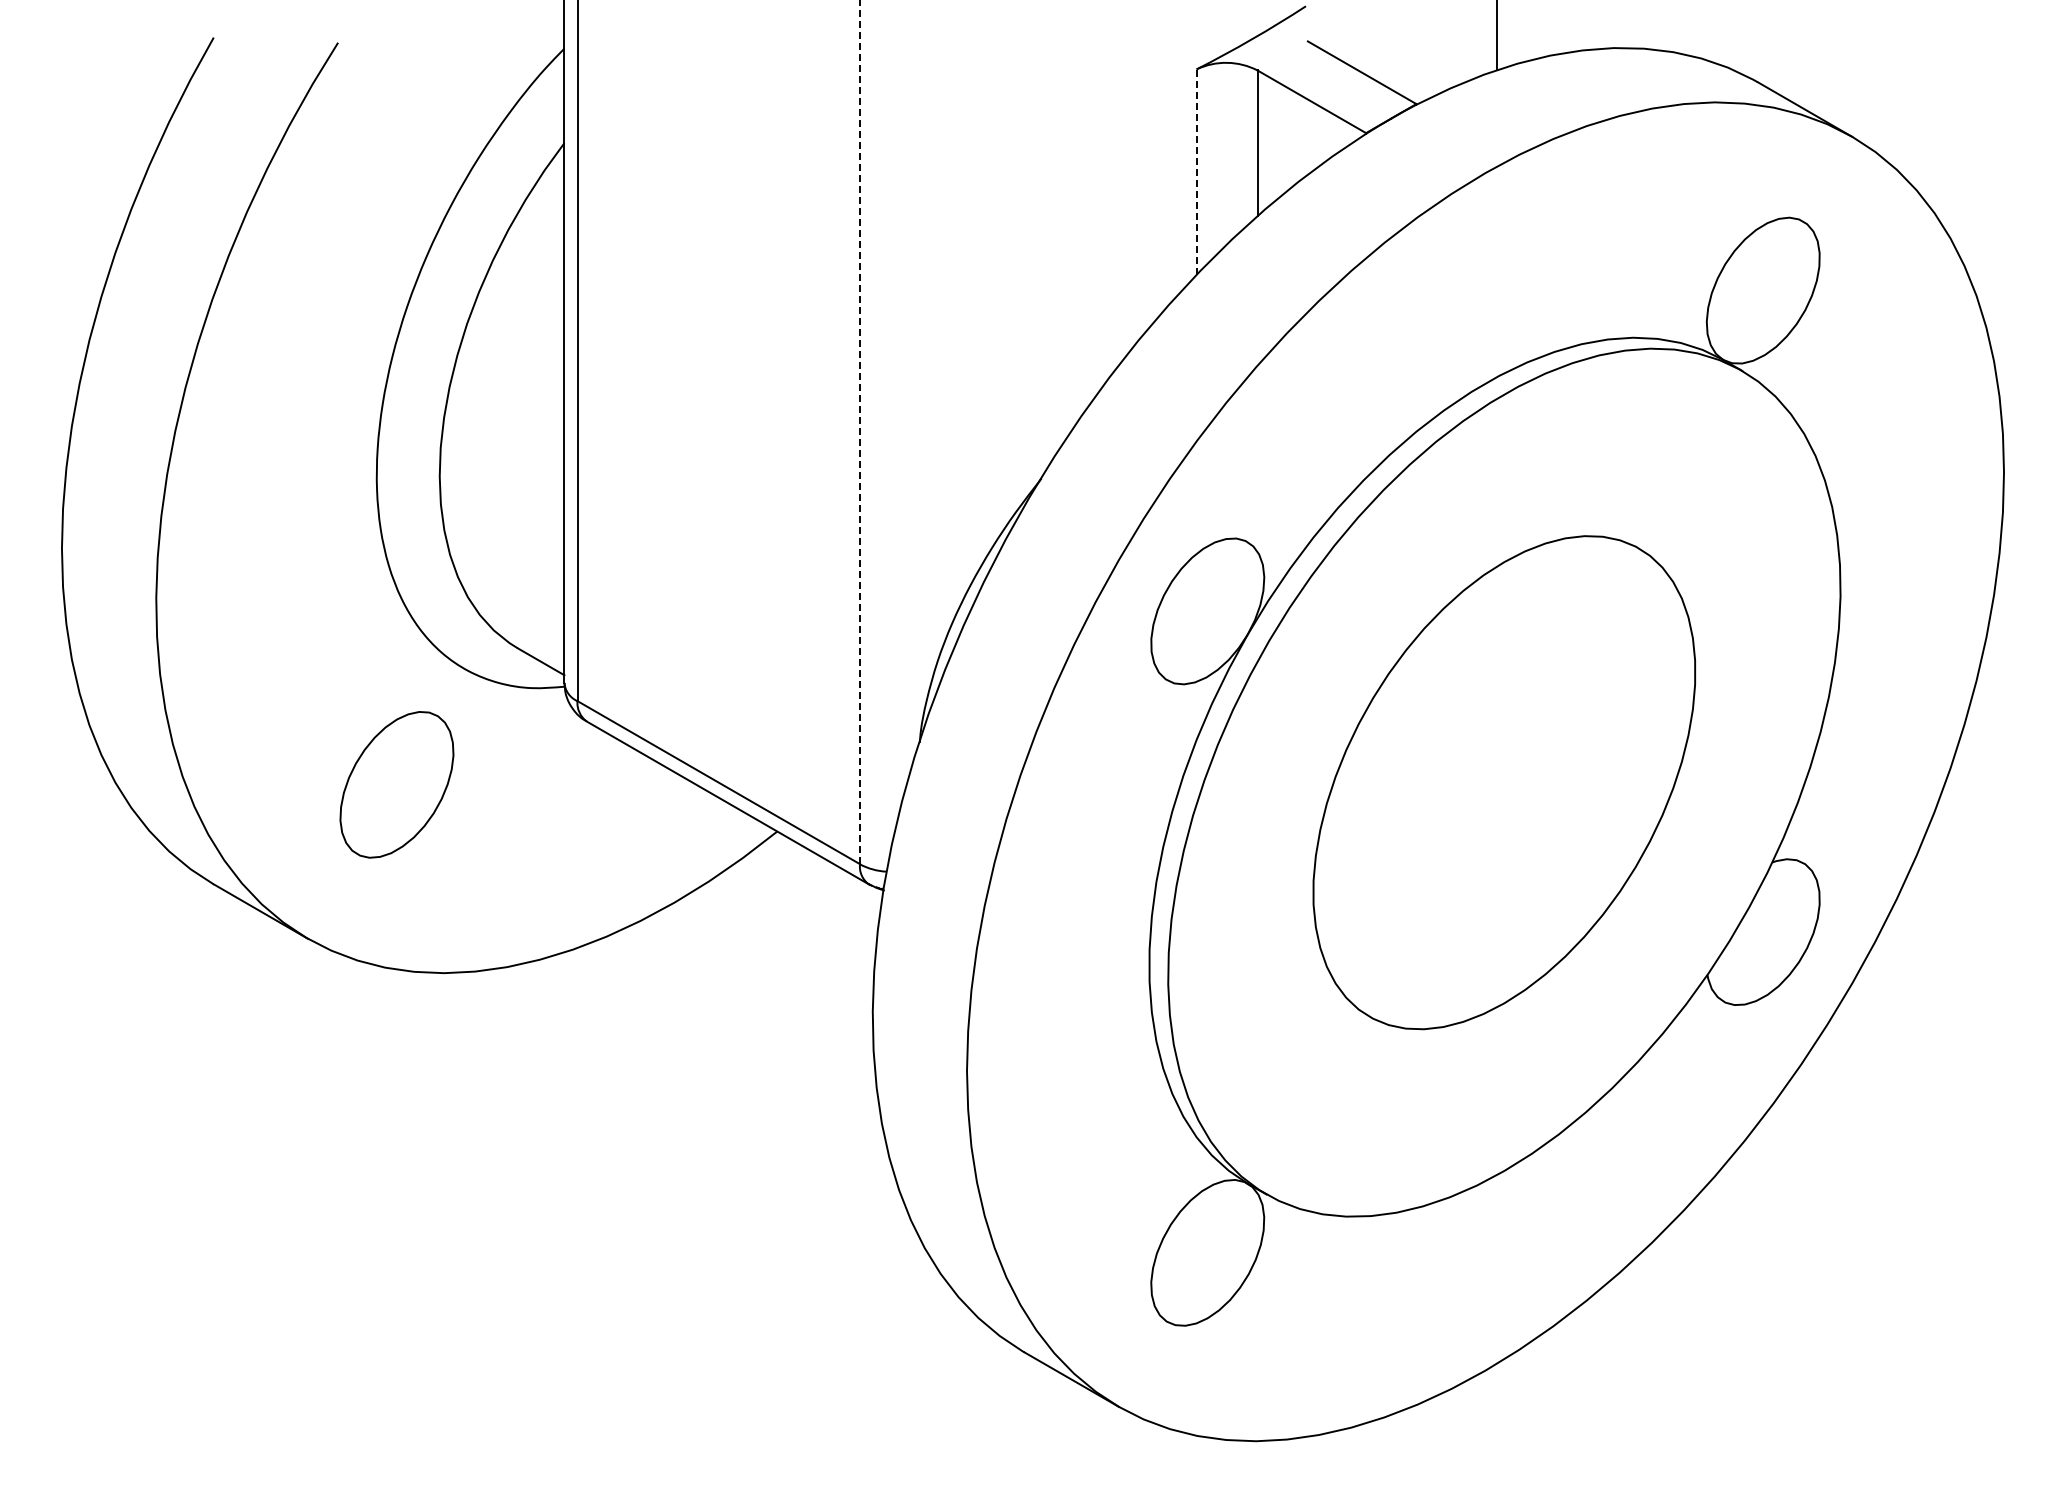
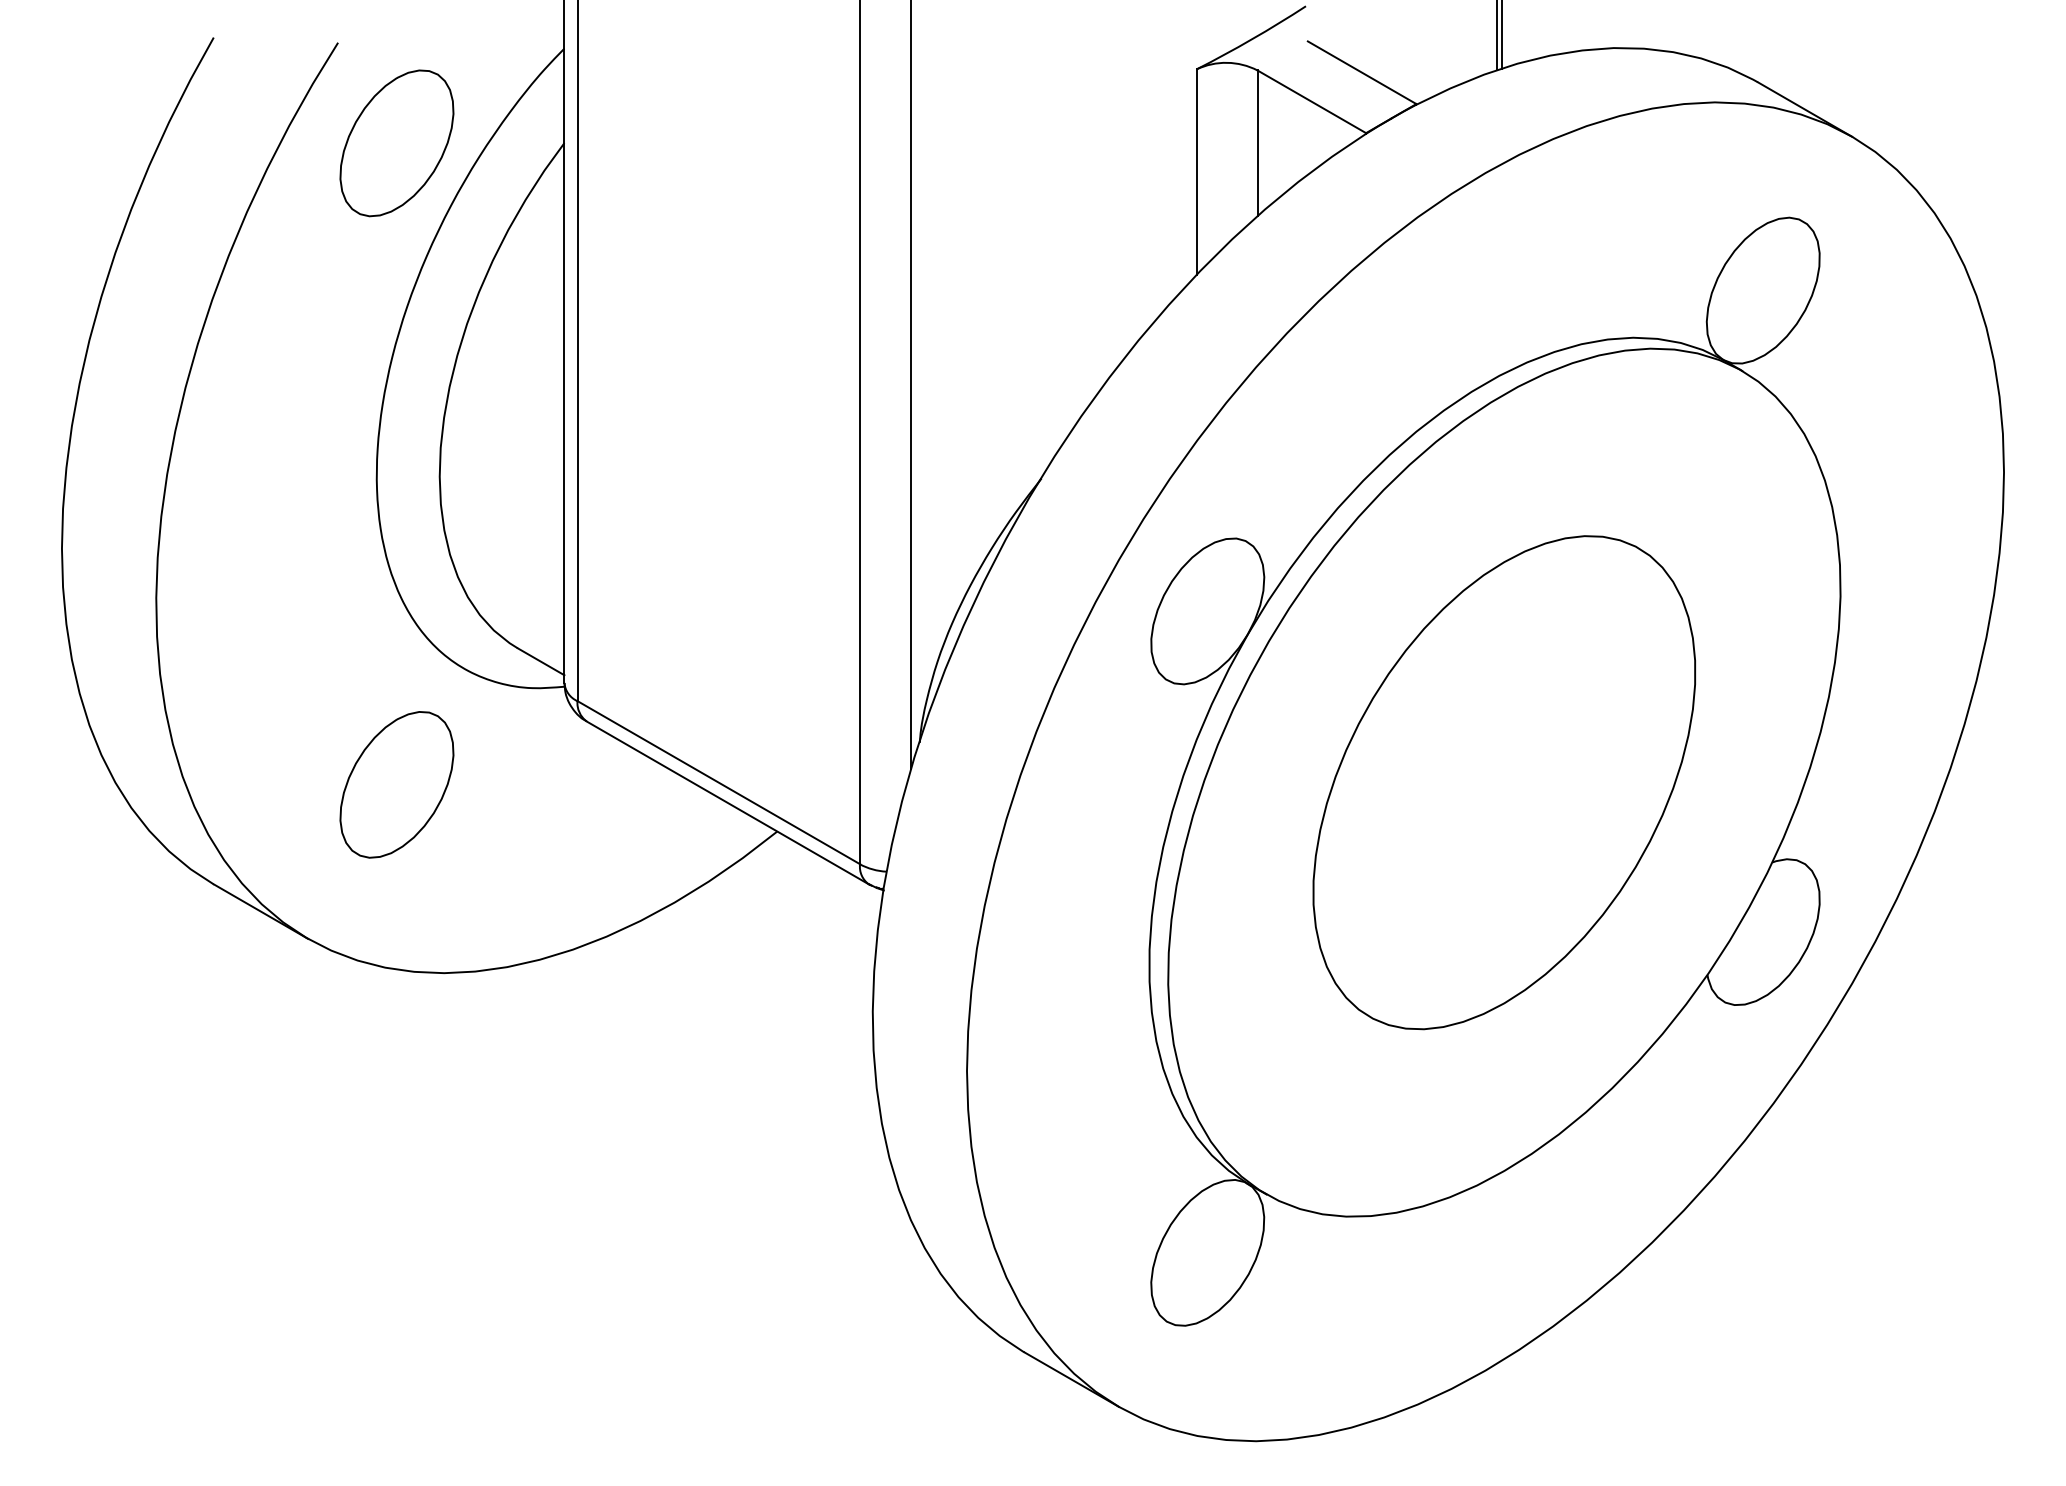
line: none -> present (1501, 35)
part: none -> present (396, 143)
line: dashed -> solid (1196, 172)
line: none -> present (911, 385)
line: dashed -> solid (860, 432)
